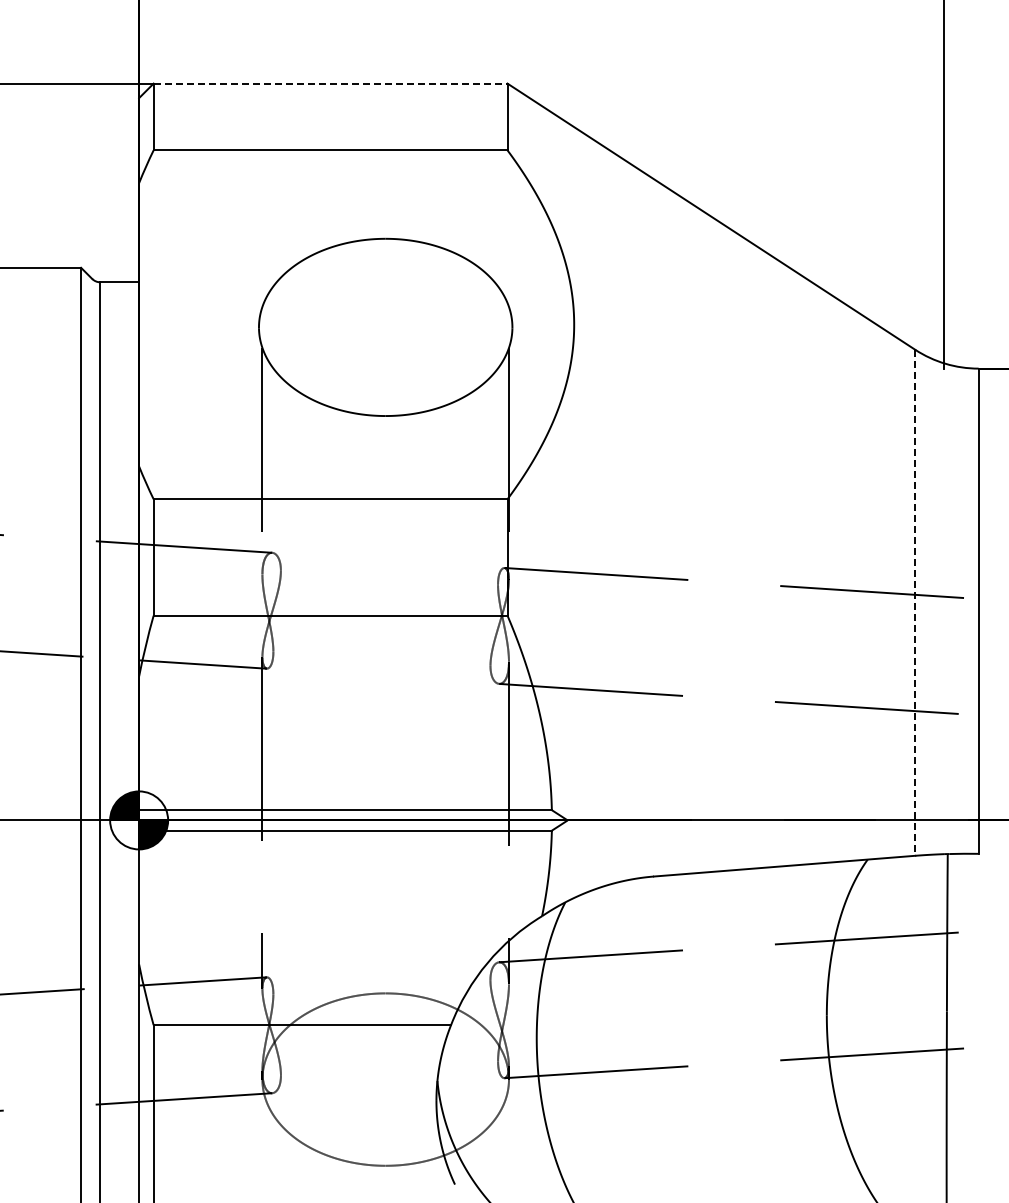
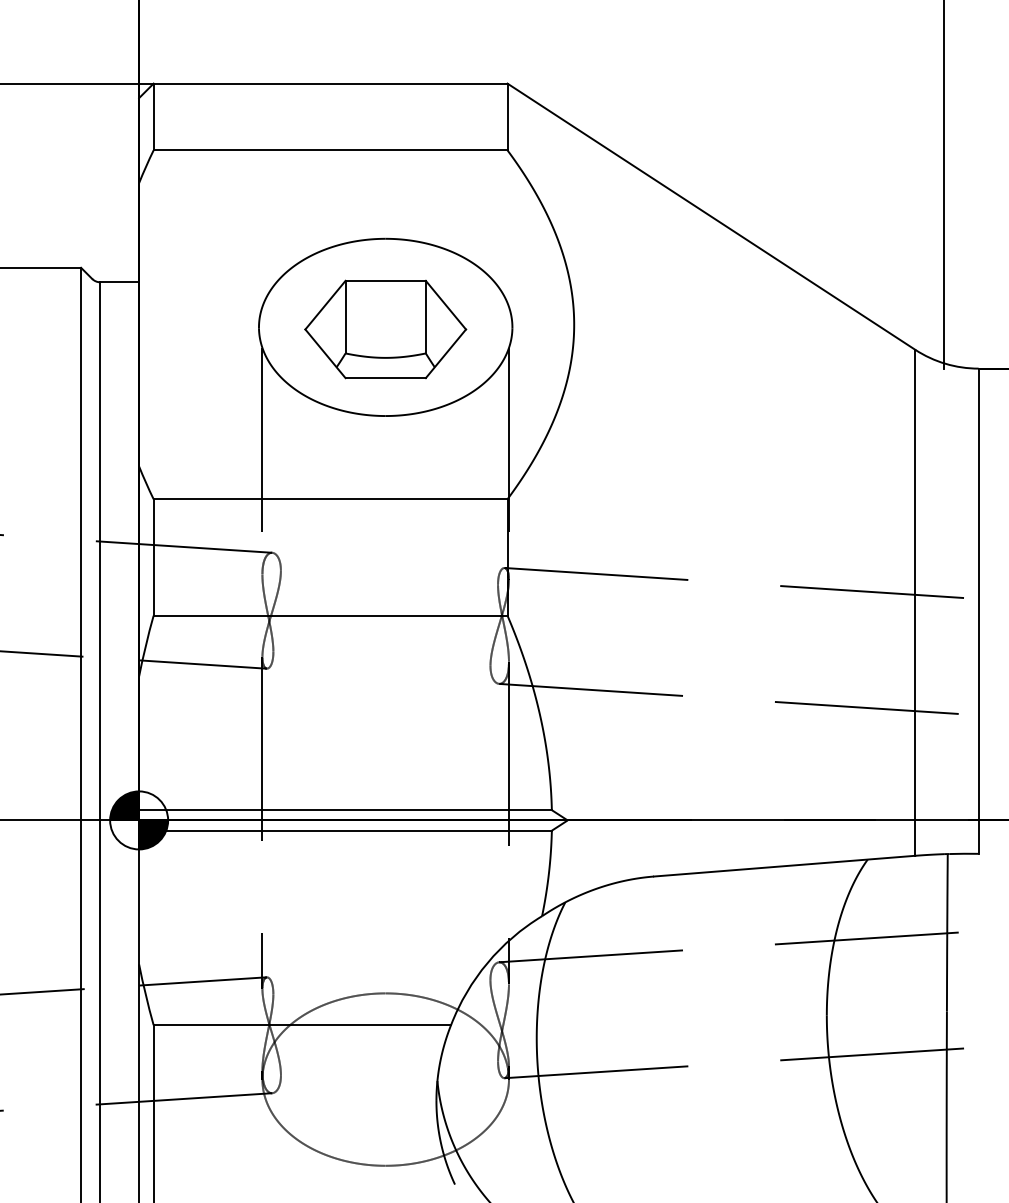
line: dashed -> solid (330, 83)
part: none -> present (385, 329)
line: dashed -> solid (915, 603)
